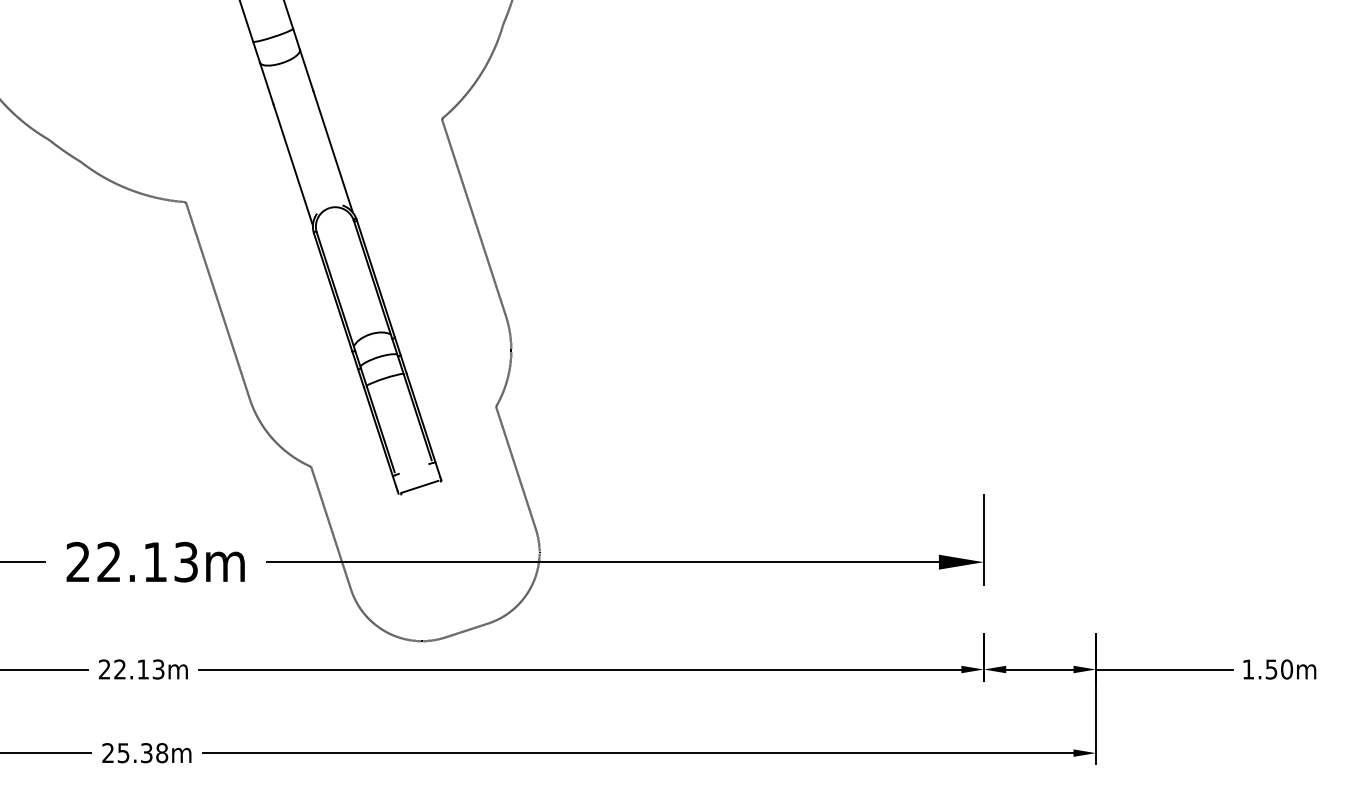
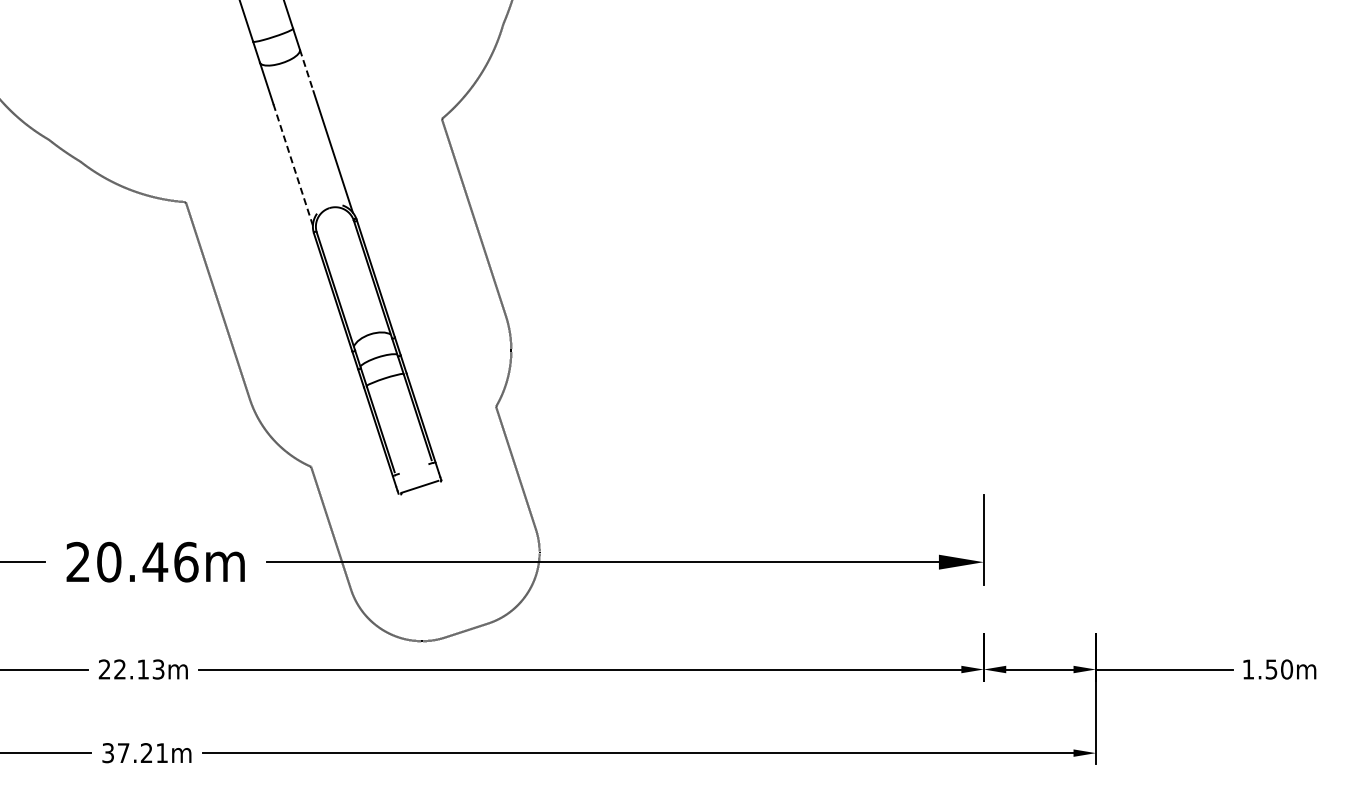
line: solid -> dashed (306, 70)
line: solid -> dashed (293, 164)
text: 22.13m -> 20.46m (147, 561)
text: 25.38m -> 37.21m (135, 753)
